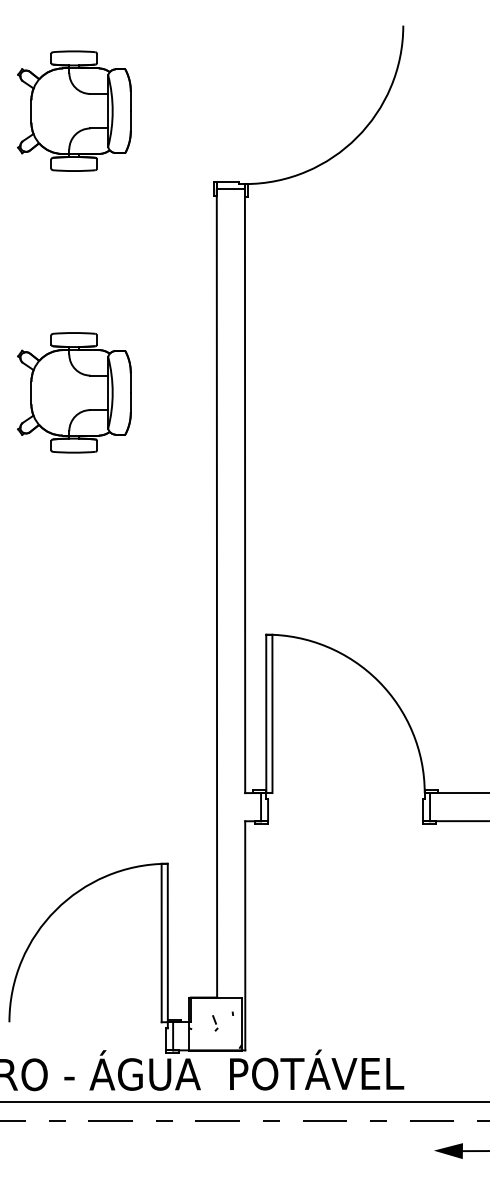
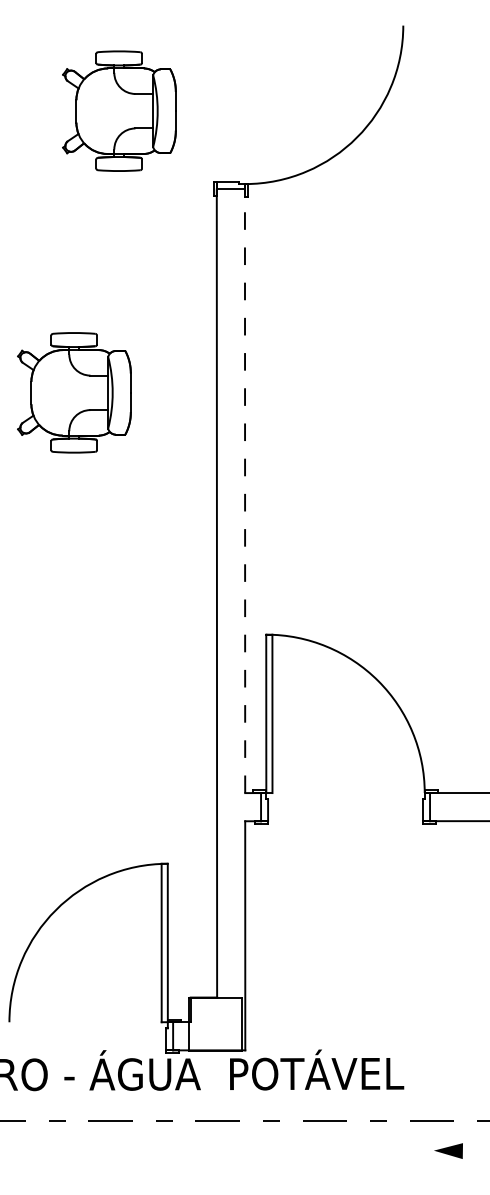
part position: (74, 110) -> (119, 110) (119, 110)
line: solid -> dashed (245, 491)
hatch: present -> none (215, 1022)
line: present -> none (244, 1101)
line: present -> none (474, 1151)
